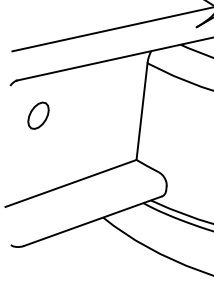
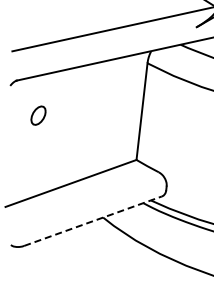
part size: 23x29 px -> 17x21 px (38, 115)
line: solid -> dashed (93, 221)
